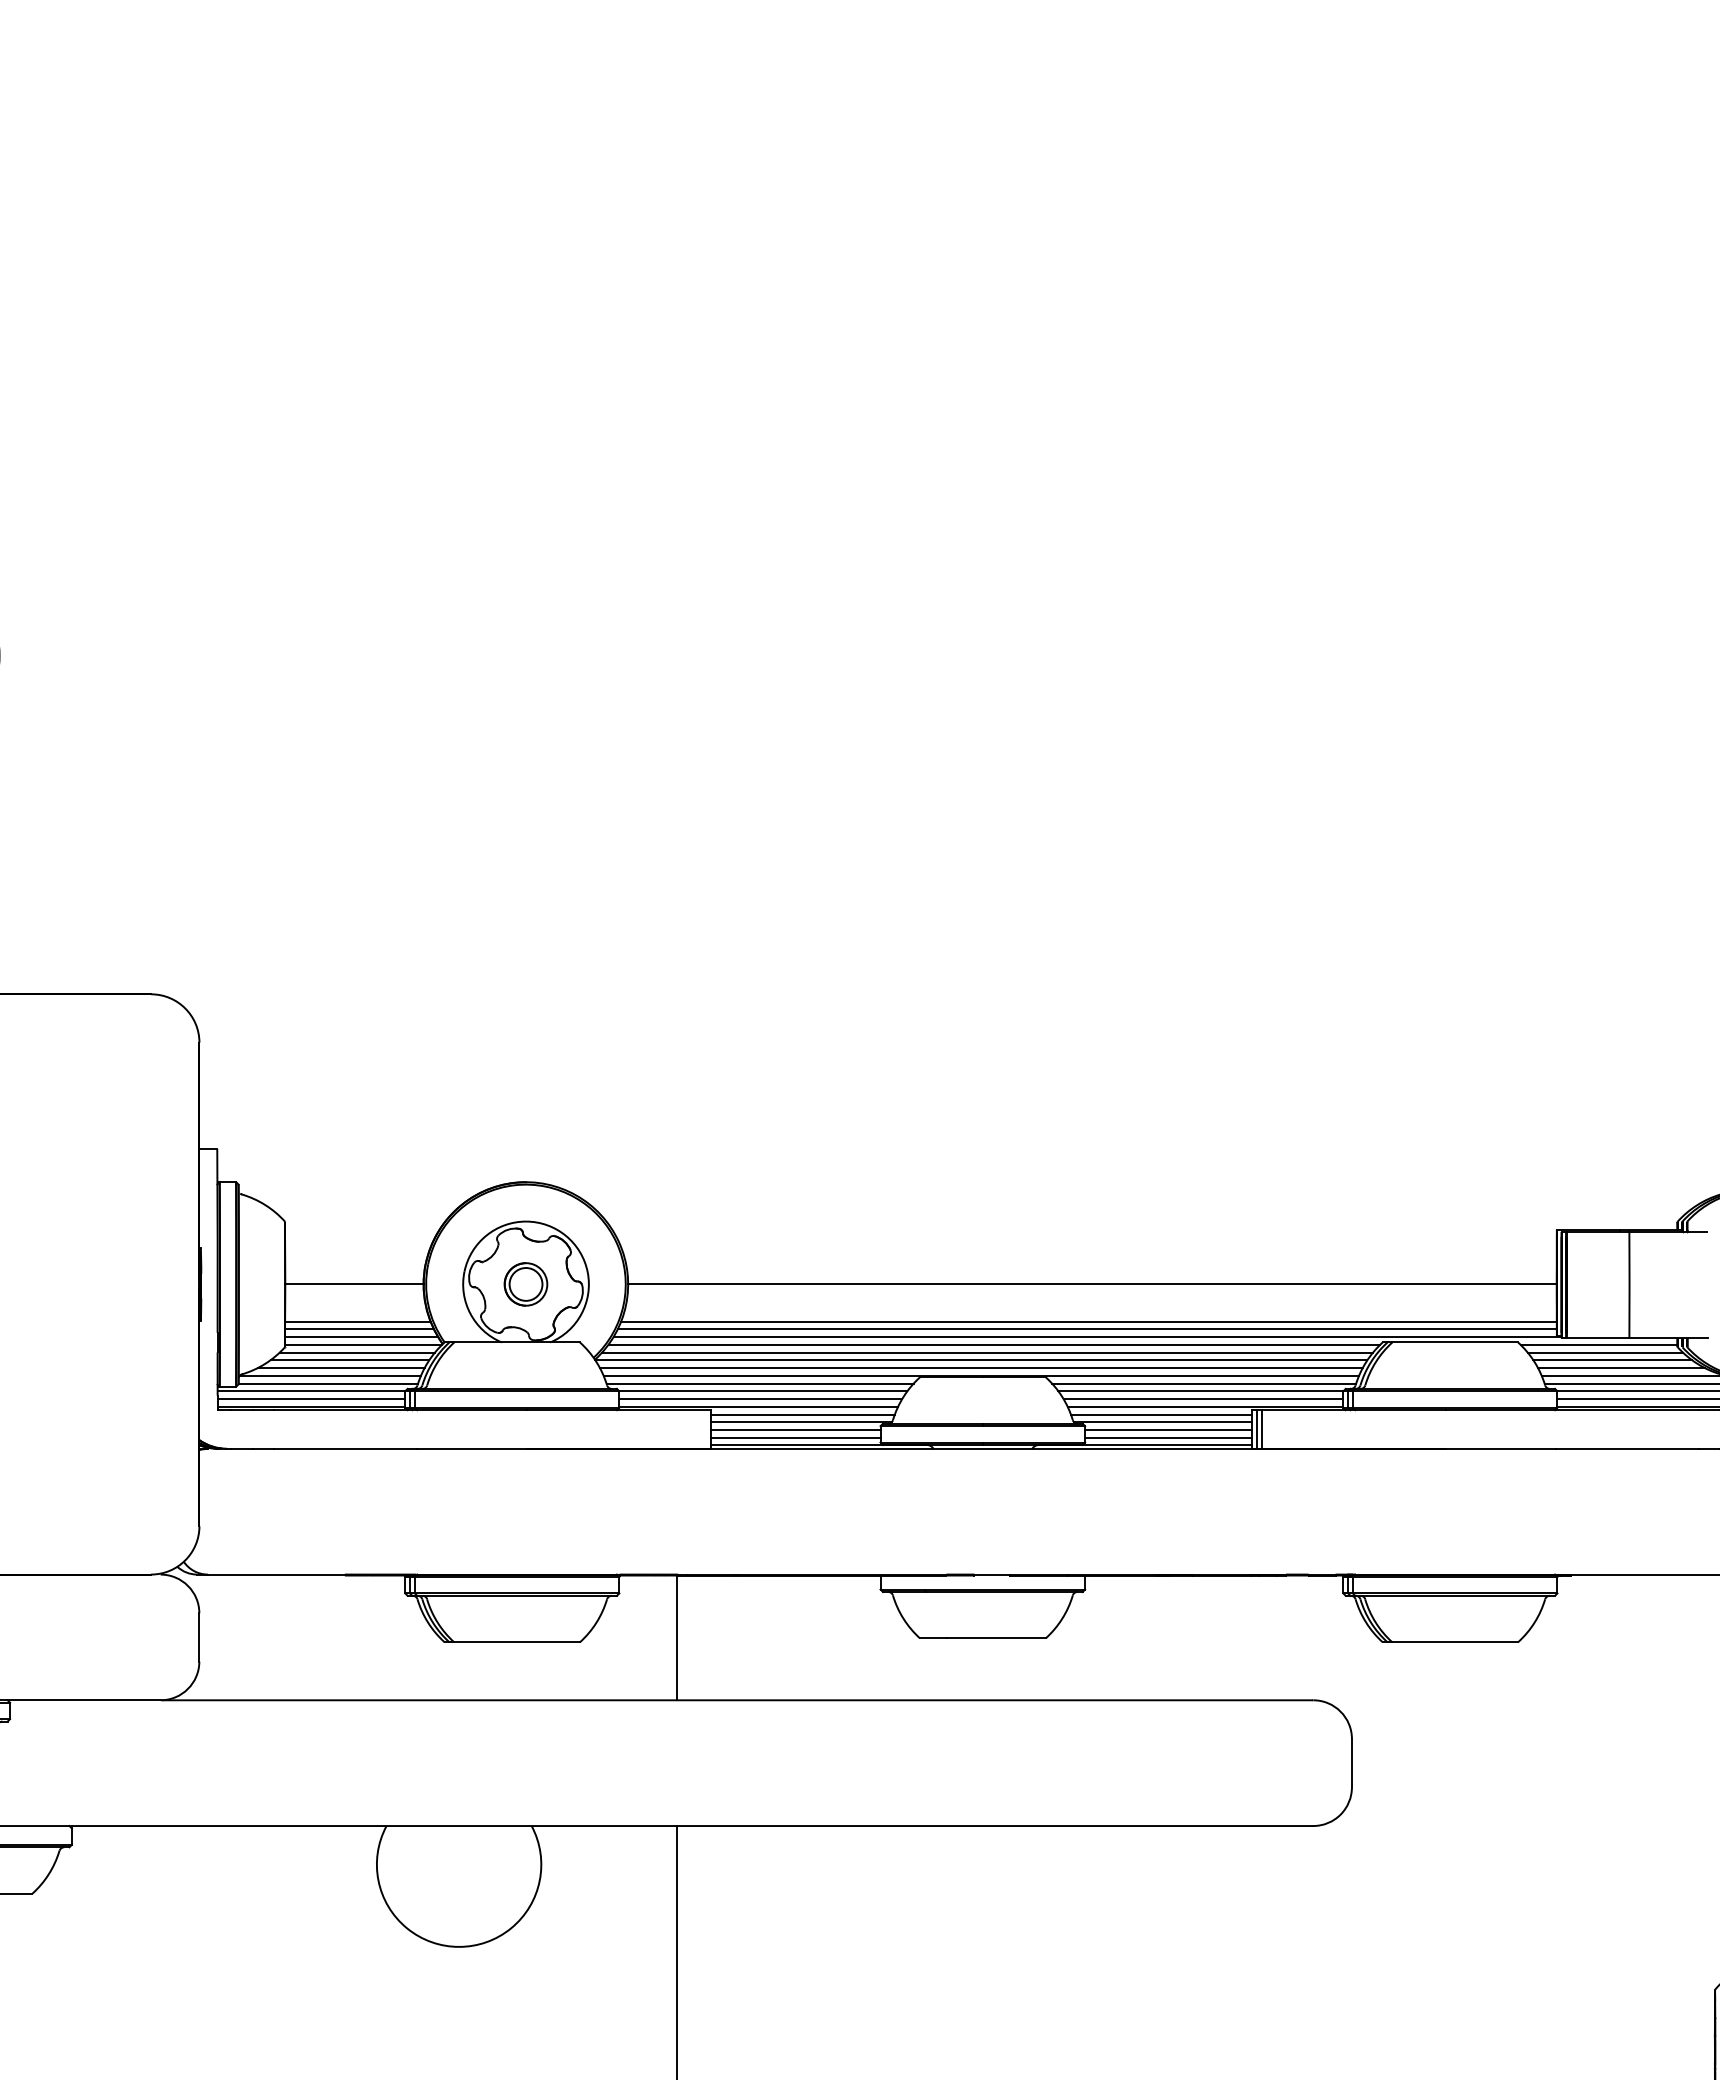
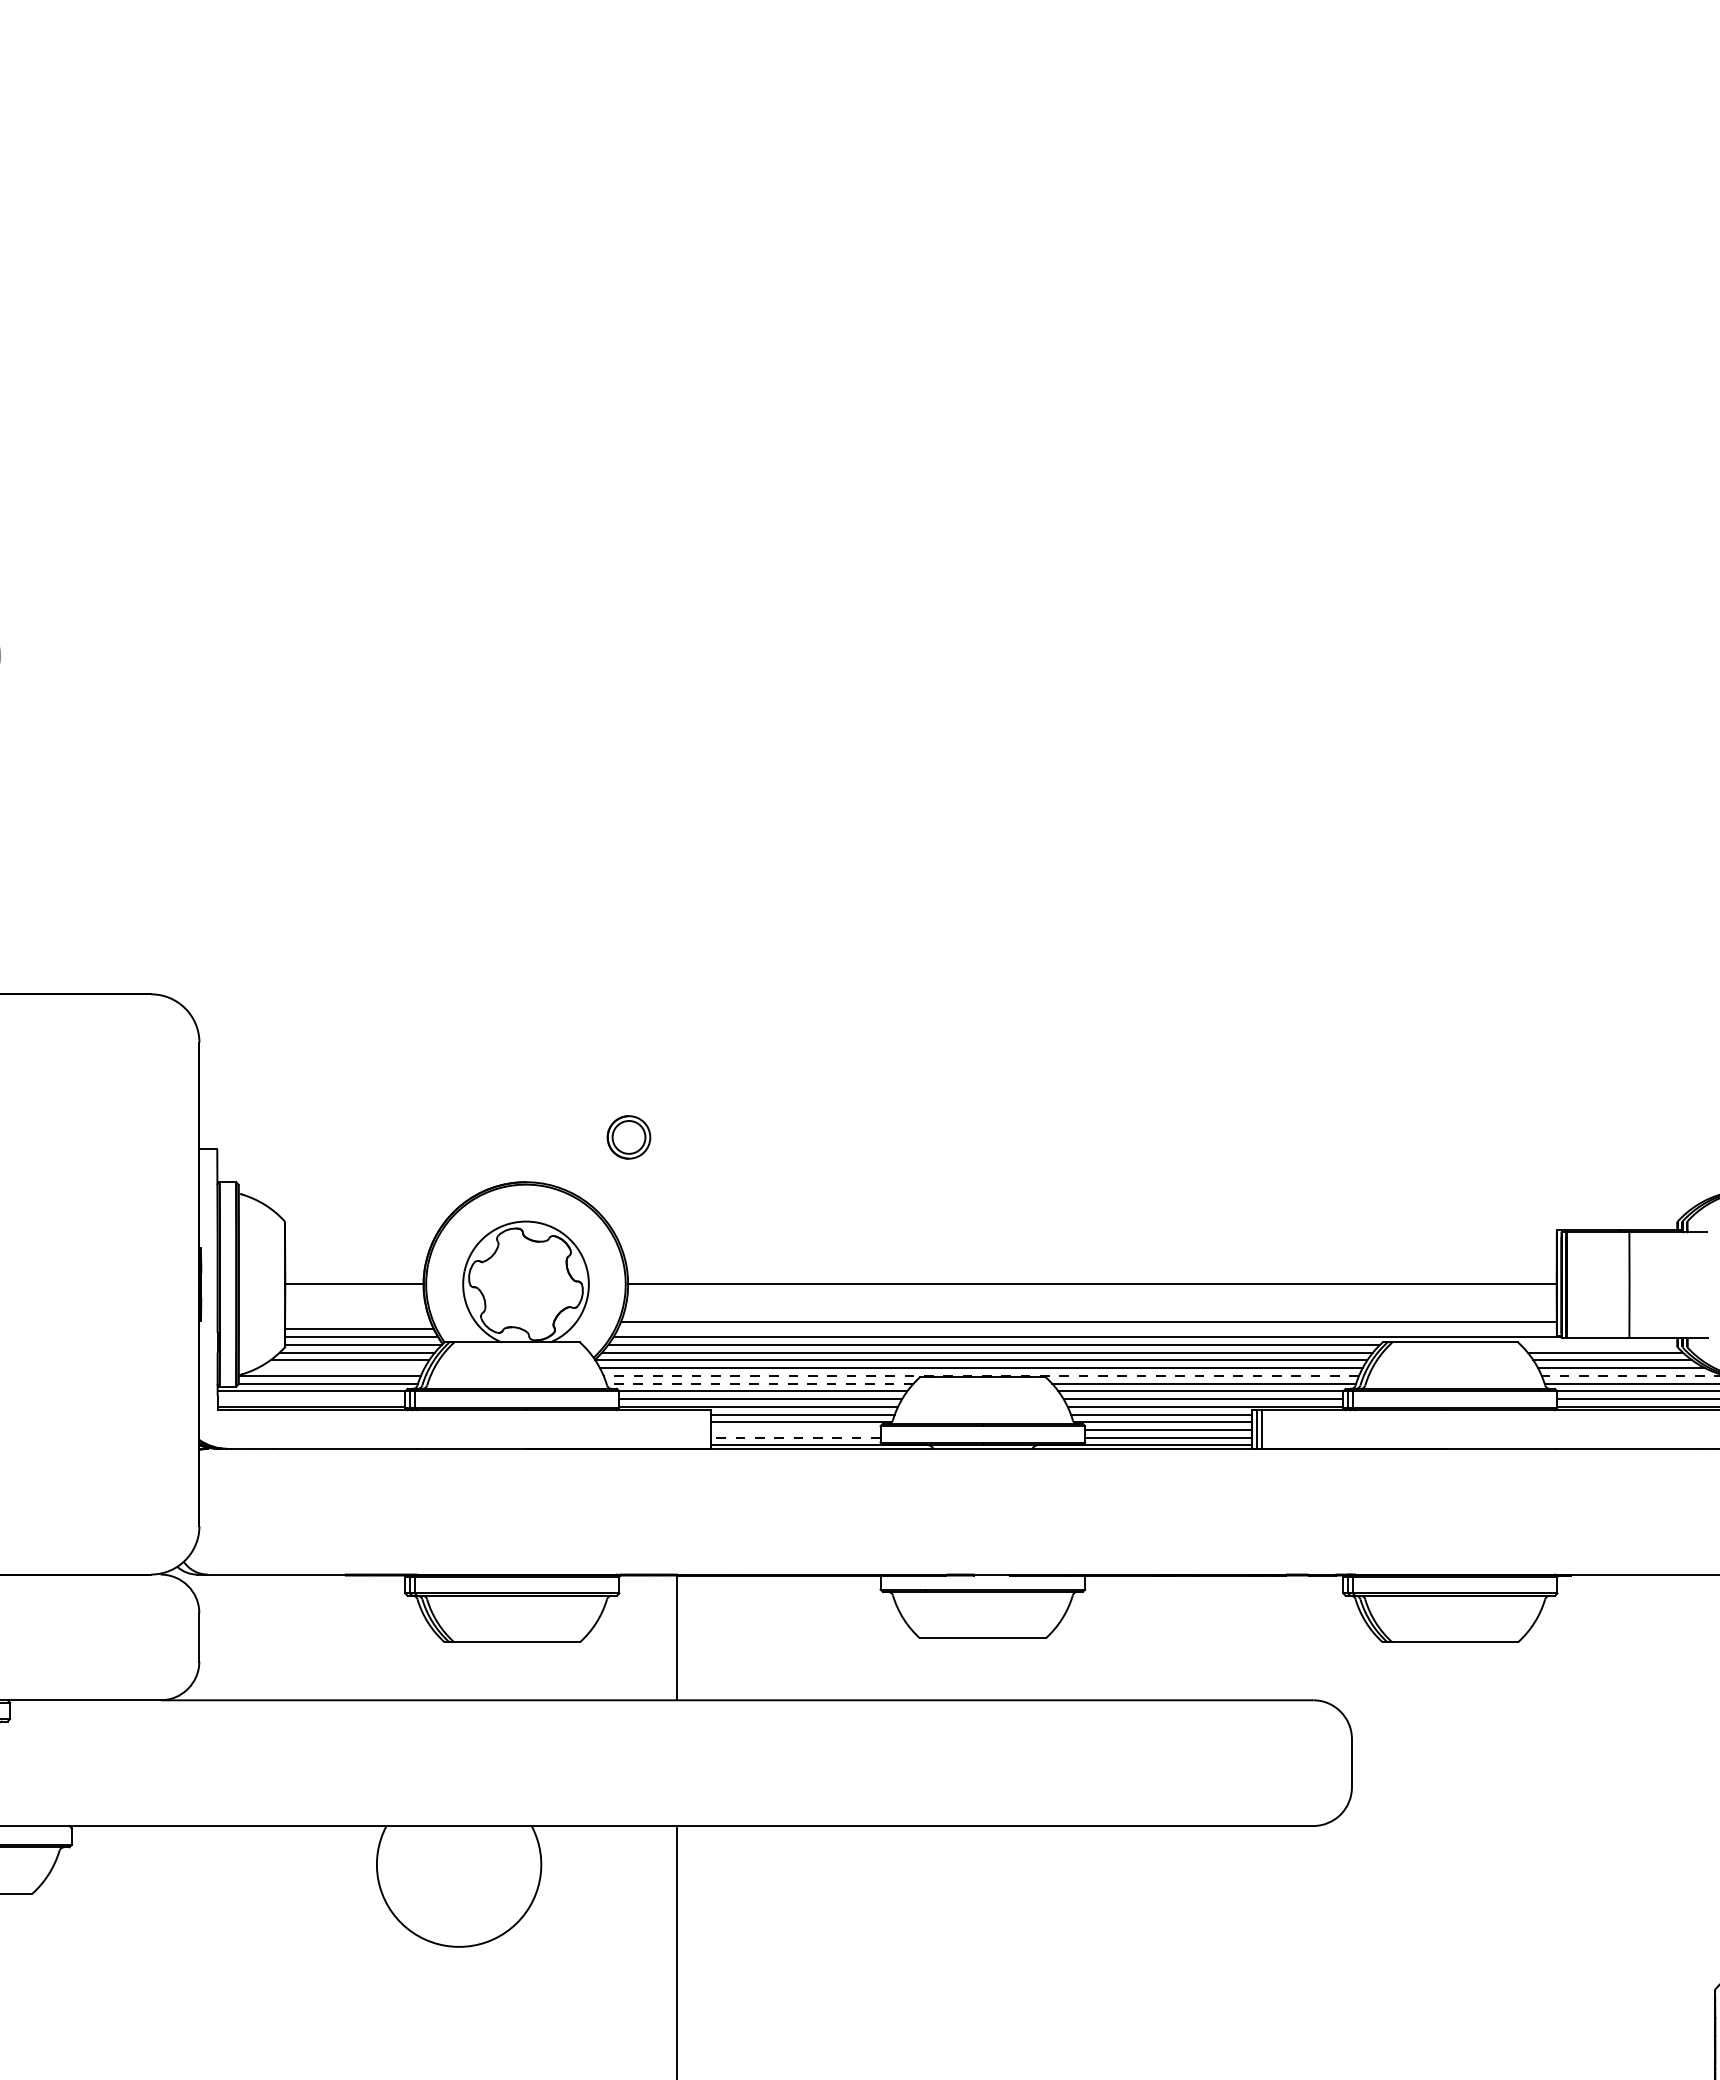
part position: (525, 1284) -> (628, 1137) (628, 1137)
line: present -> none (357, 1321)
line: present -> none (1086, 1329)
line: present -> none (1598, 1344)
line: present -> none (340, 1368)
line: solid -> dashed (981, 1375)
line: solid -> dashed (1630, 1375)
line: solid -> dashed (760, 1383)
line: present -> none (311, 1399)
line: present -> none (795, 1429)
line: solid -> dashed (795, 1437)
